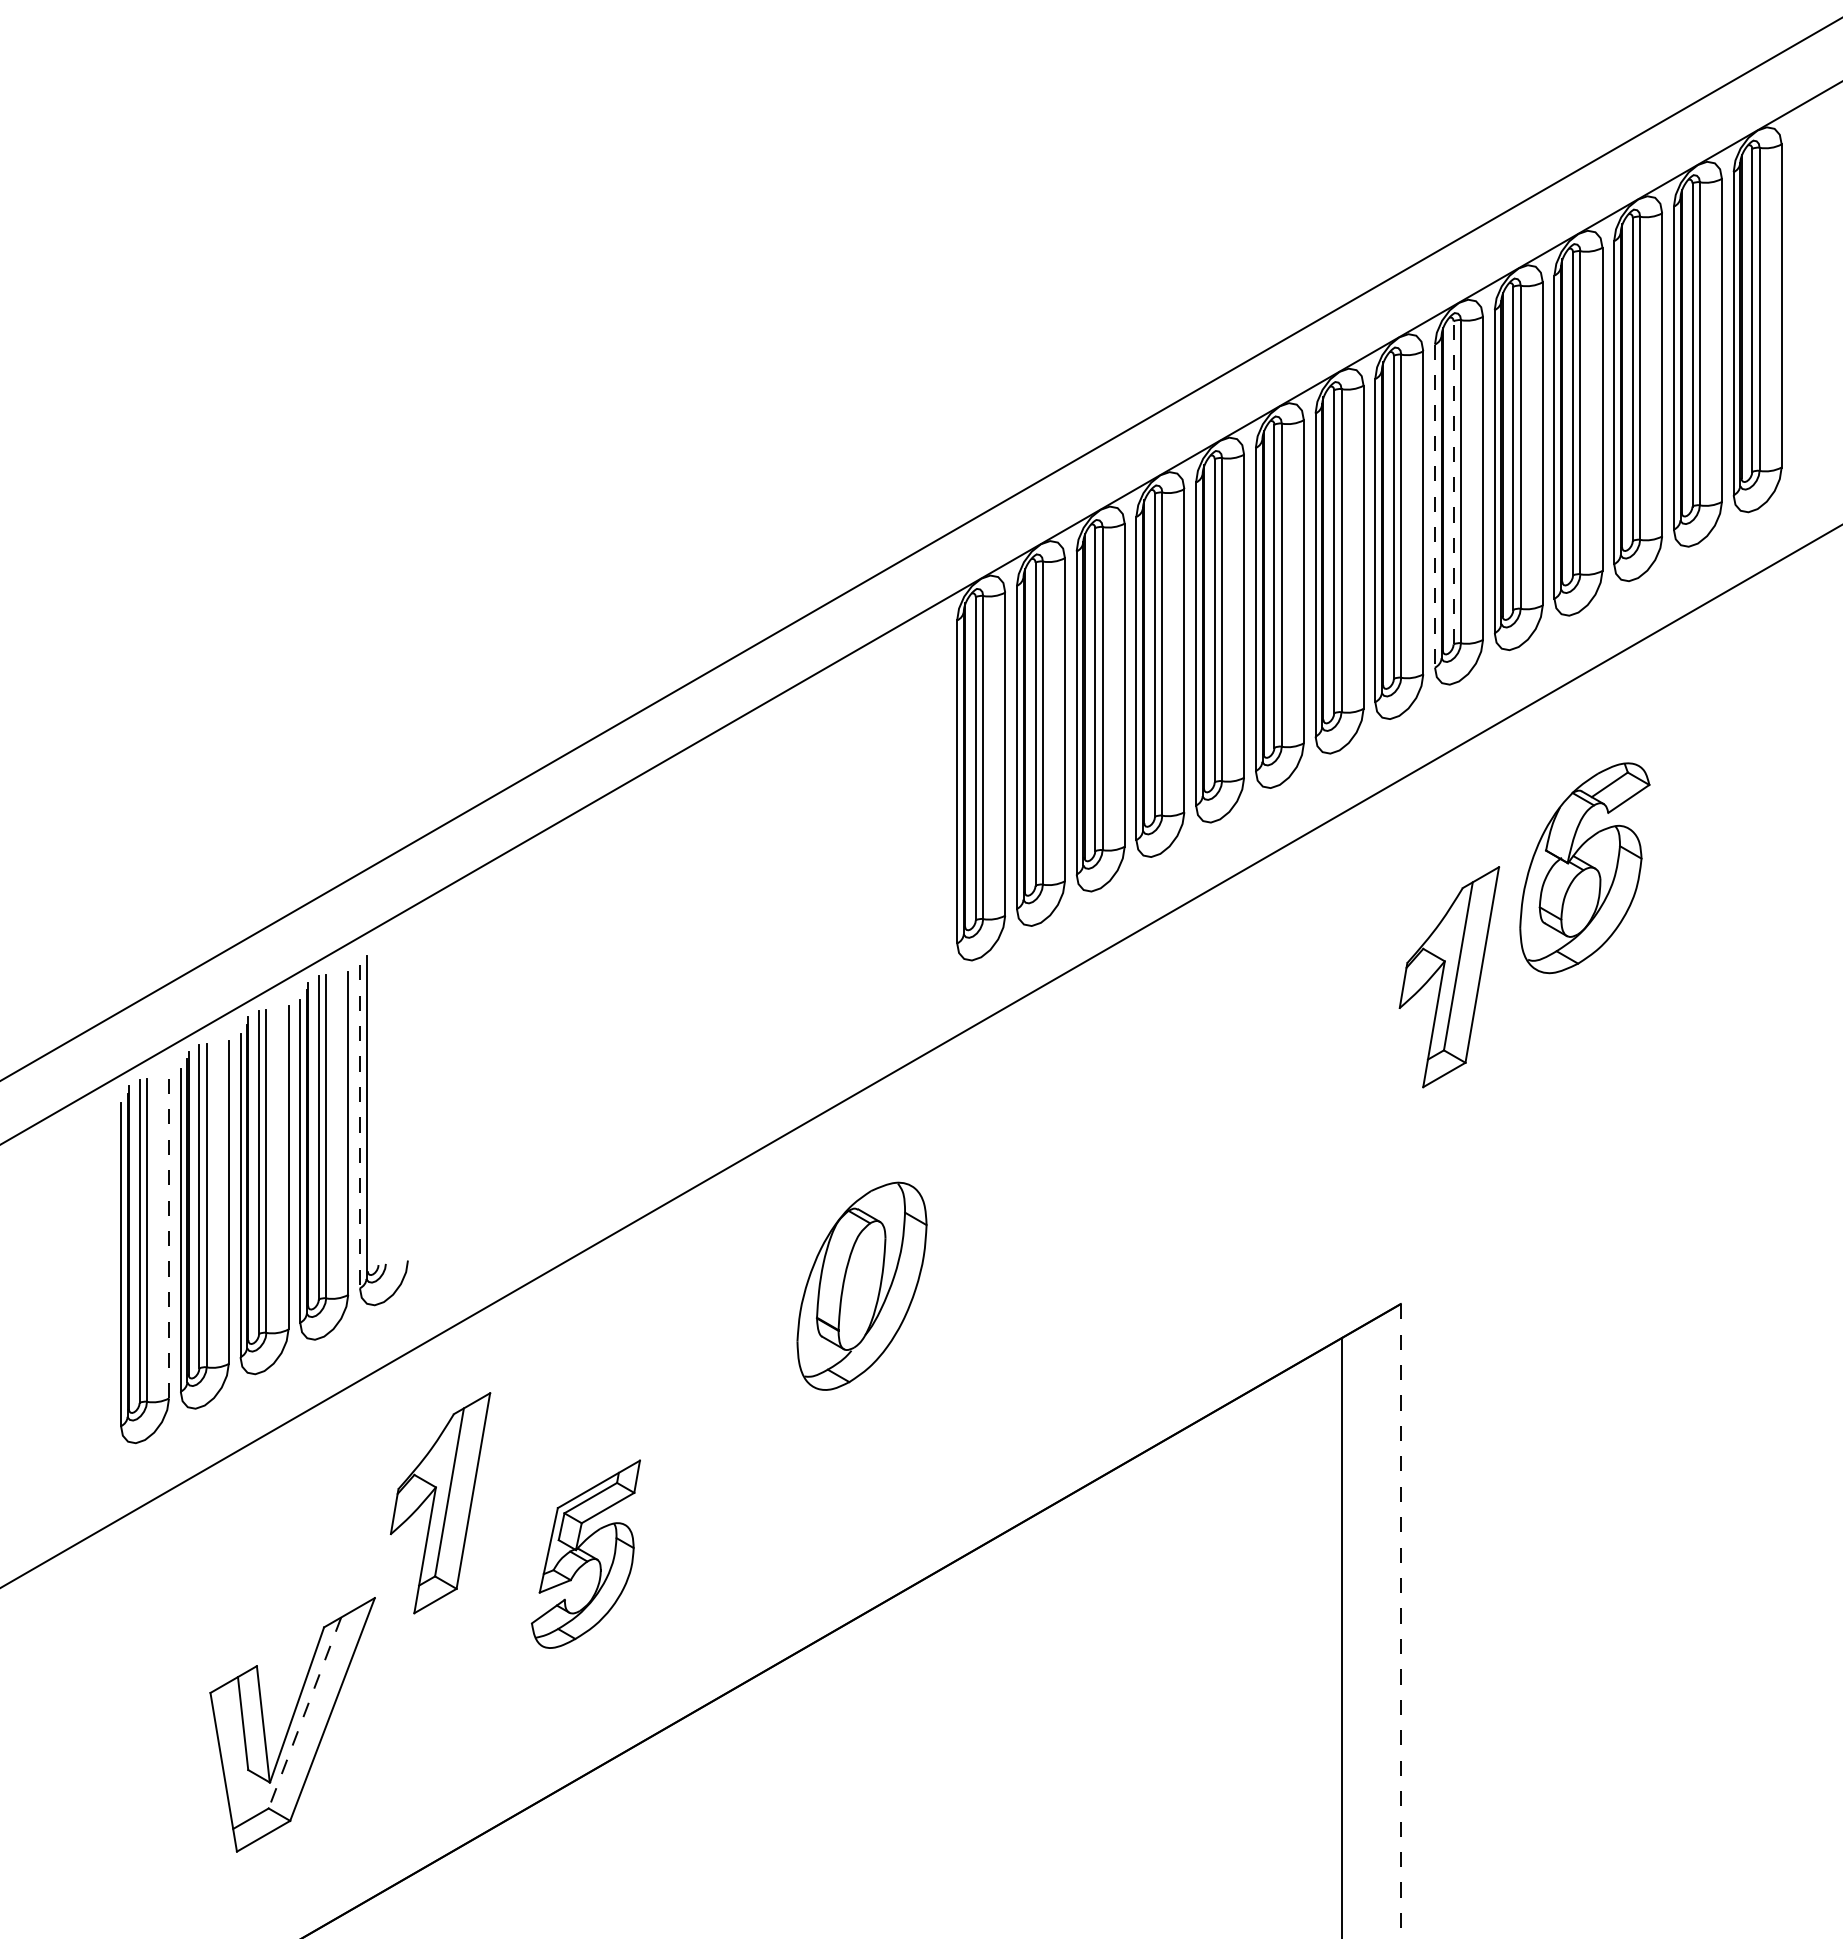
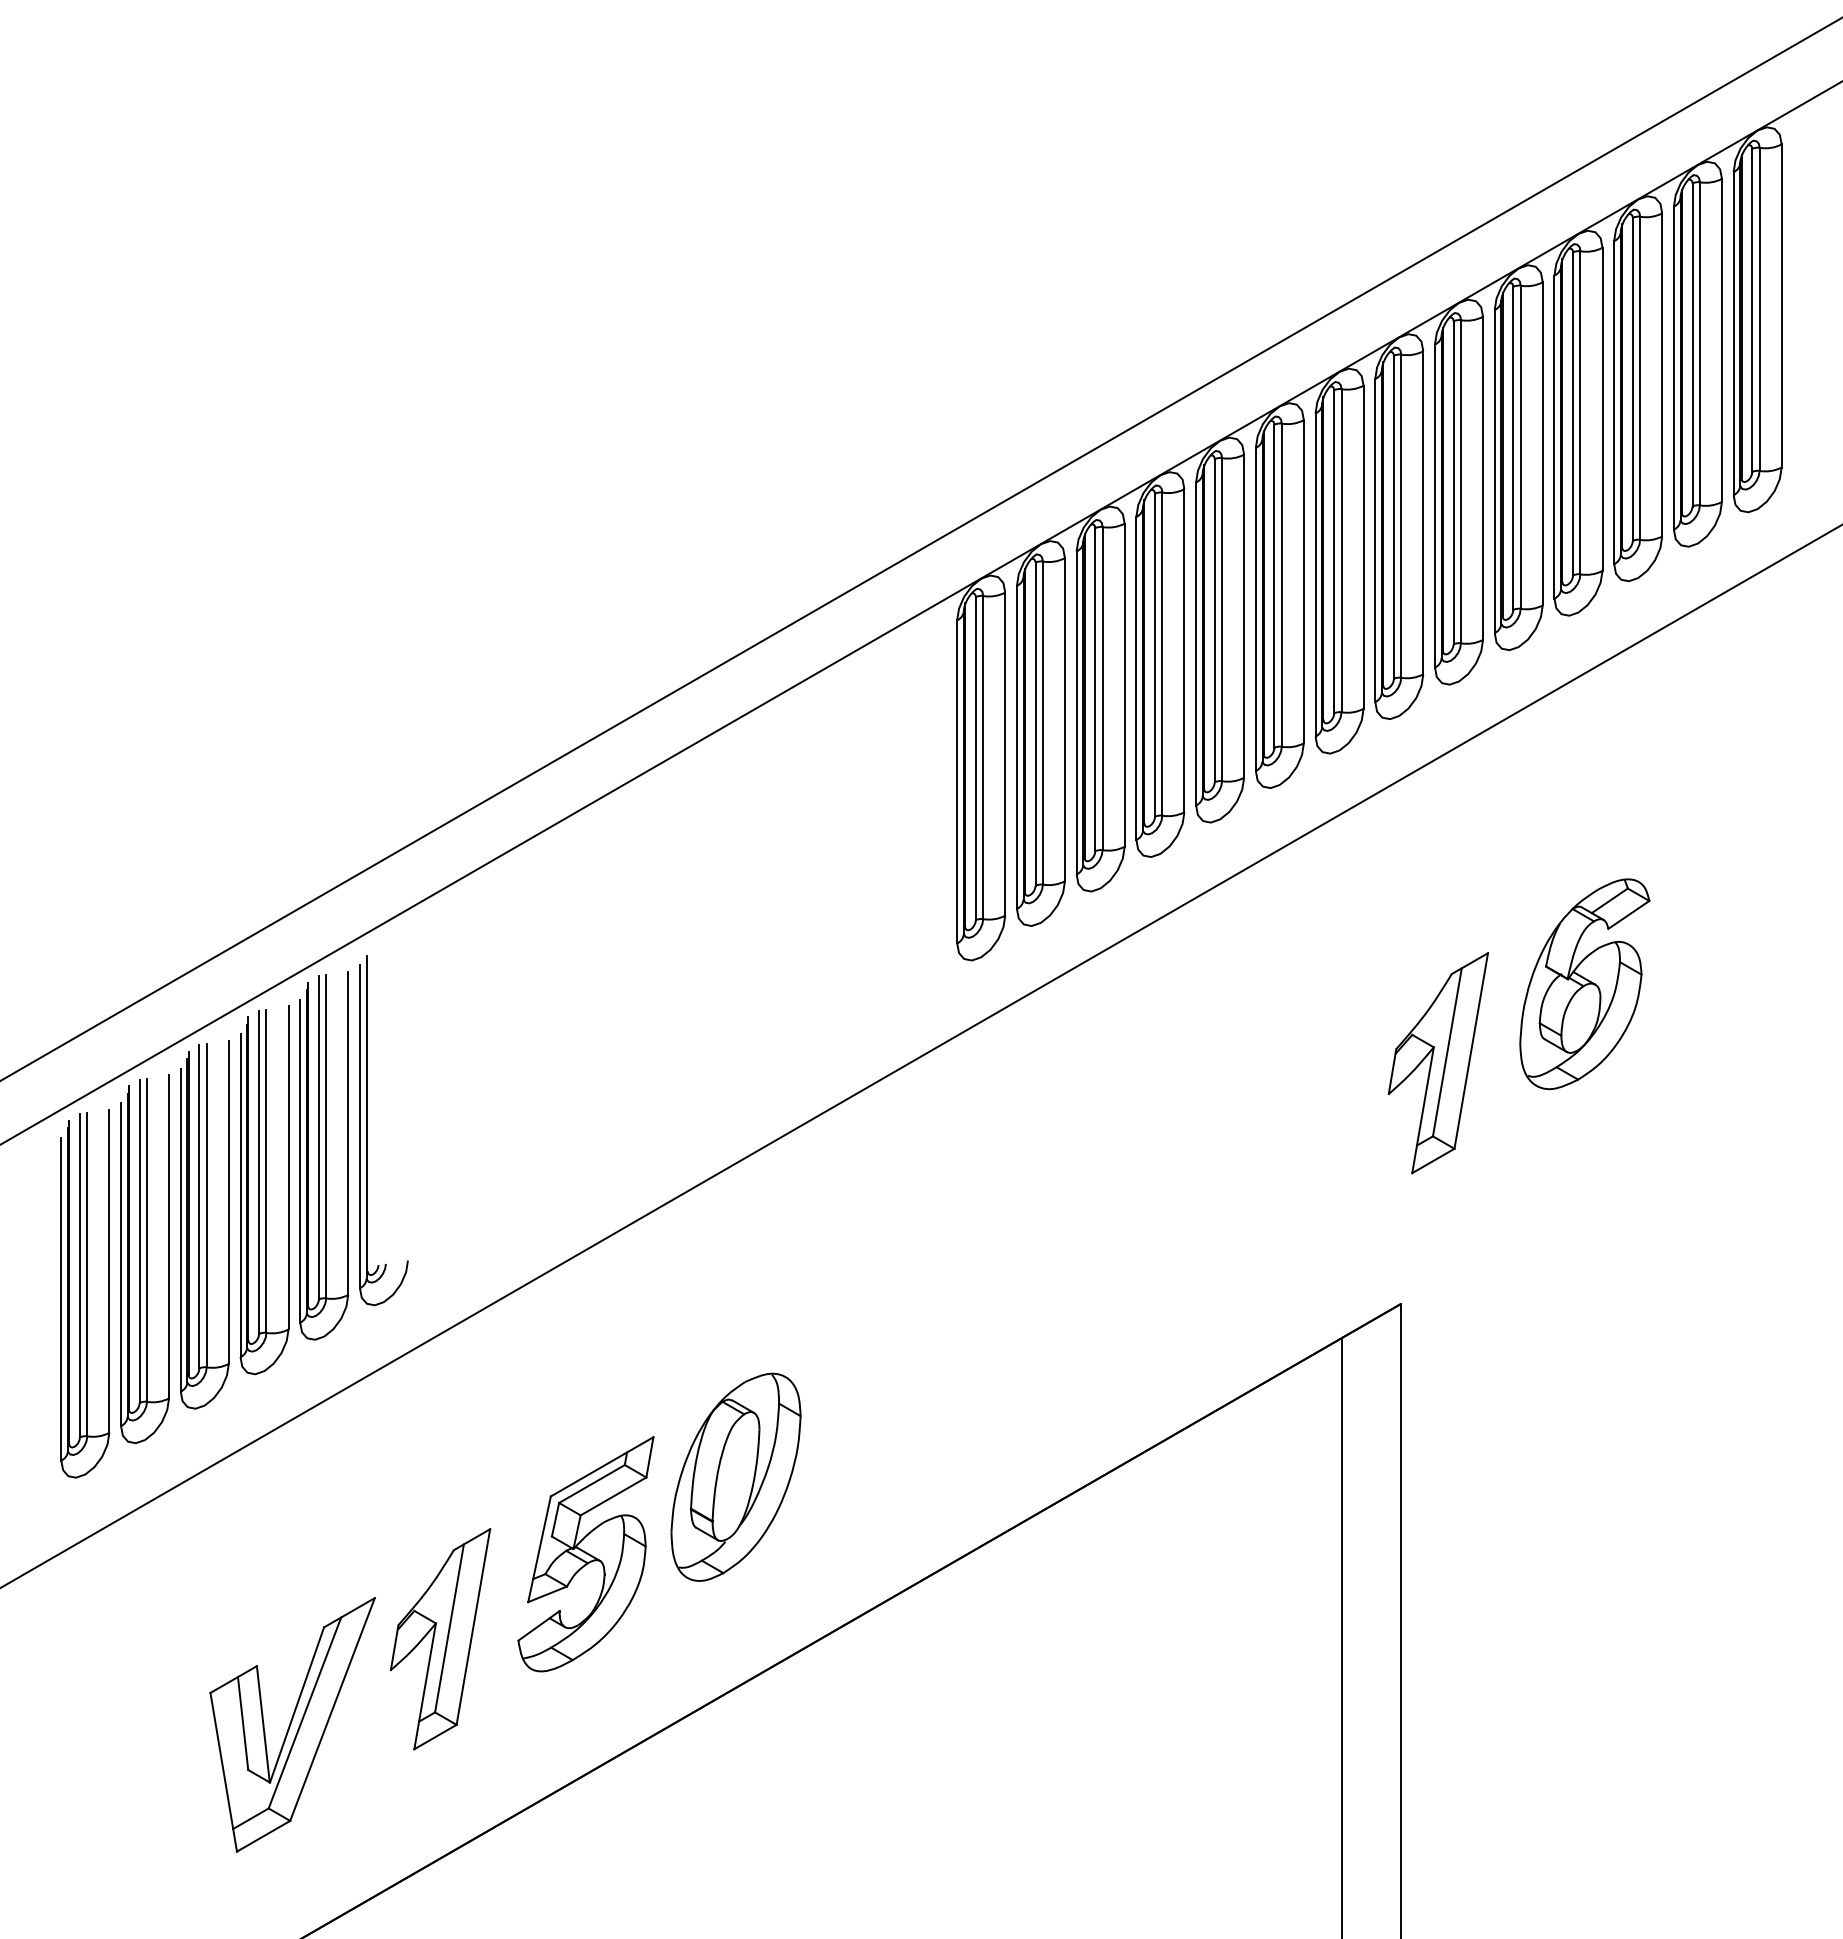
line: dashed -> solid (1453, 482)
line: dashed -> solid (1435, 506)
part position: (1584, 868) -> (1584, 984) (1584, 984)
part position: (1449, 977) -> (1438, 1063) (1438, 1063)
line: dashed -> solid (359, 1126)
line: dashed -> solid (169, 1236)
part position: (861, 1285) -> (735, 1476) (735, 1476)
part: none -> present (85, 1293)
part position: (440, 1503) -> (440, 1639) (440, 1639)
part size: 111x190 px -> 138x237 px (585, 1554)
line: dashed -> solid (1400, 1622)
line: dashed -> solid (304, 1713)
